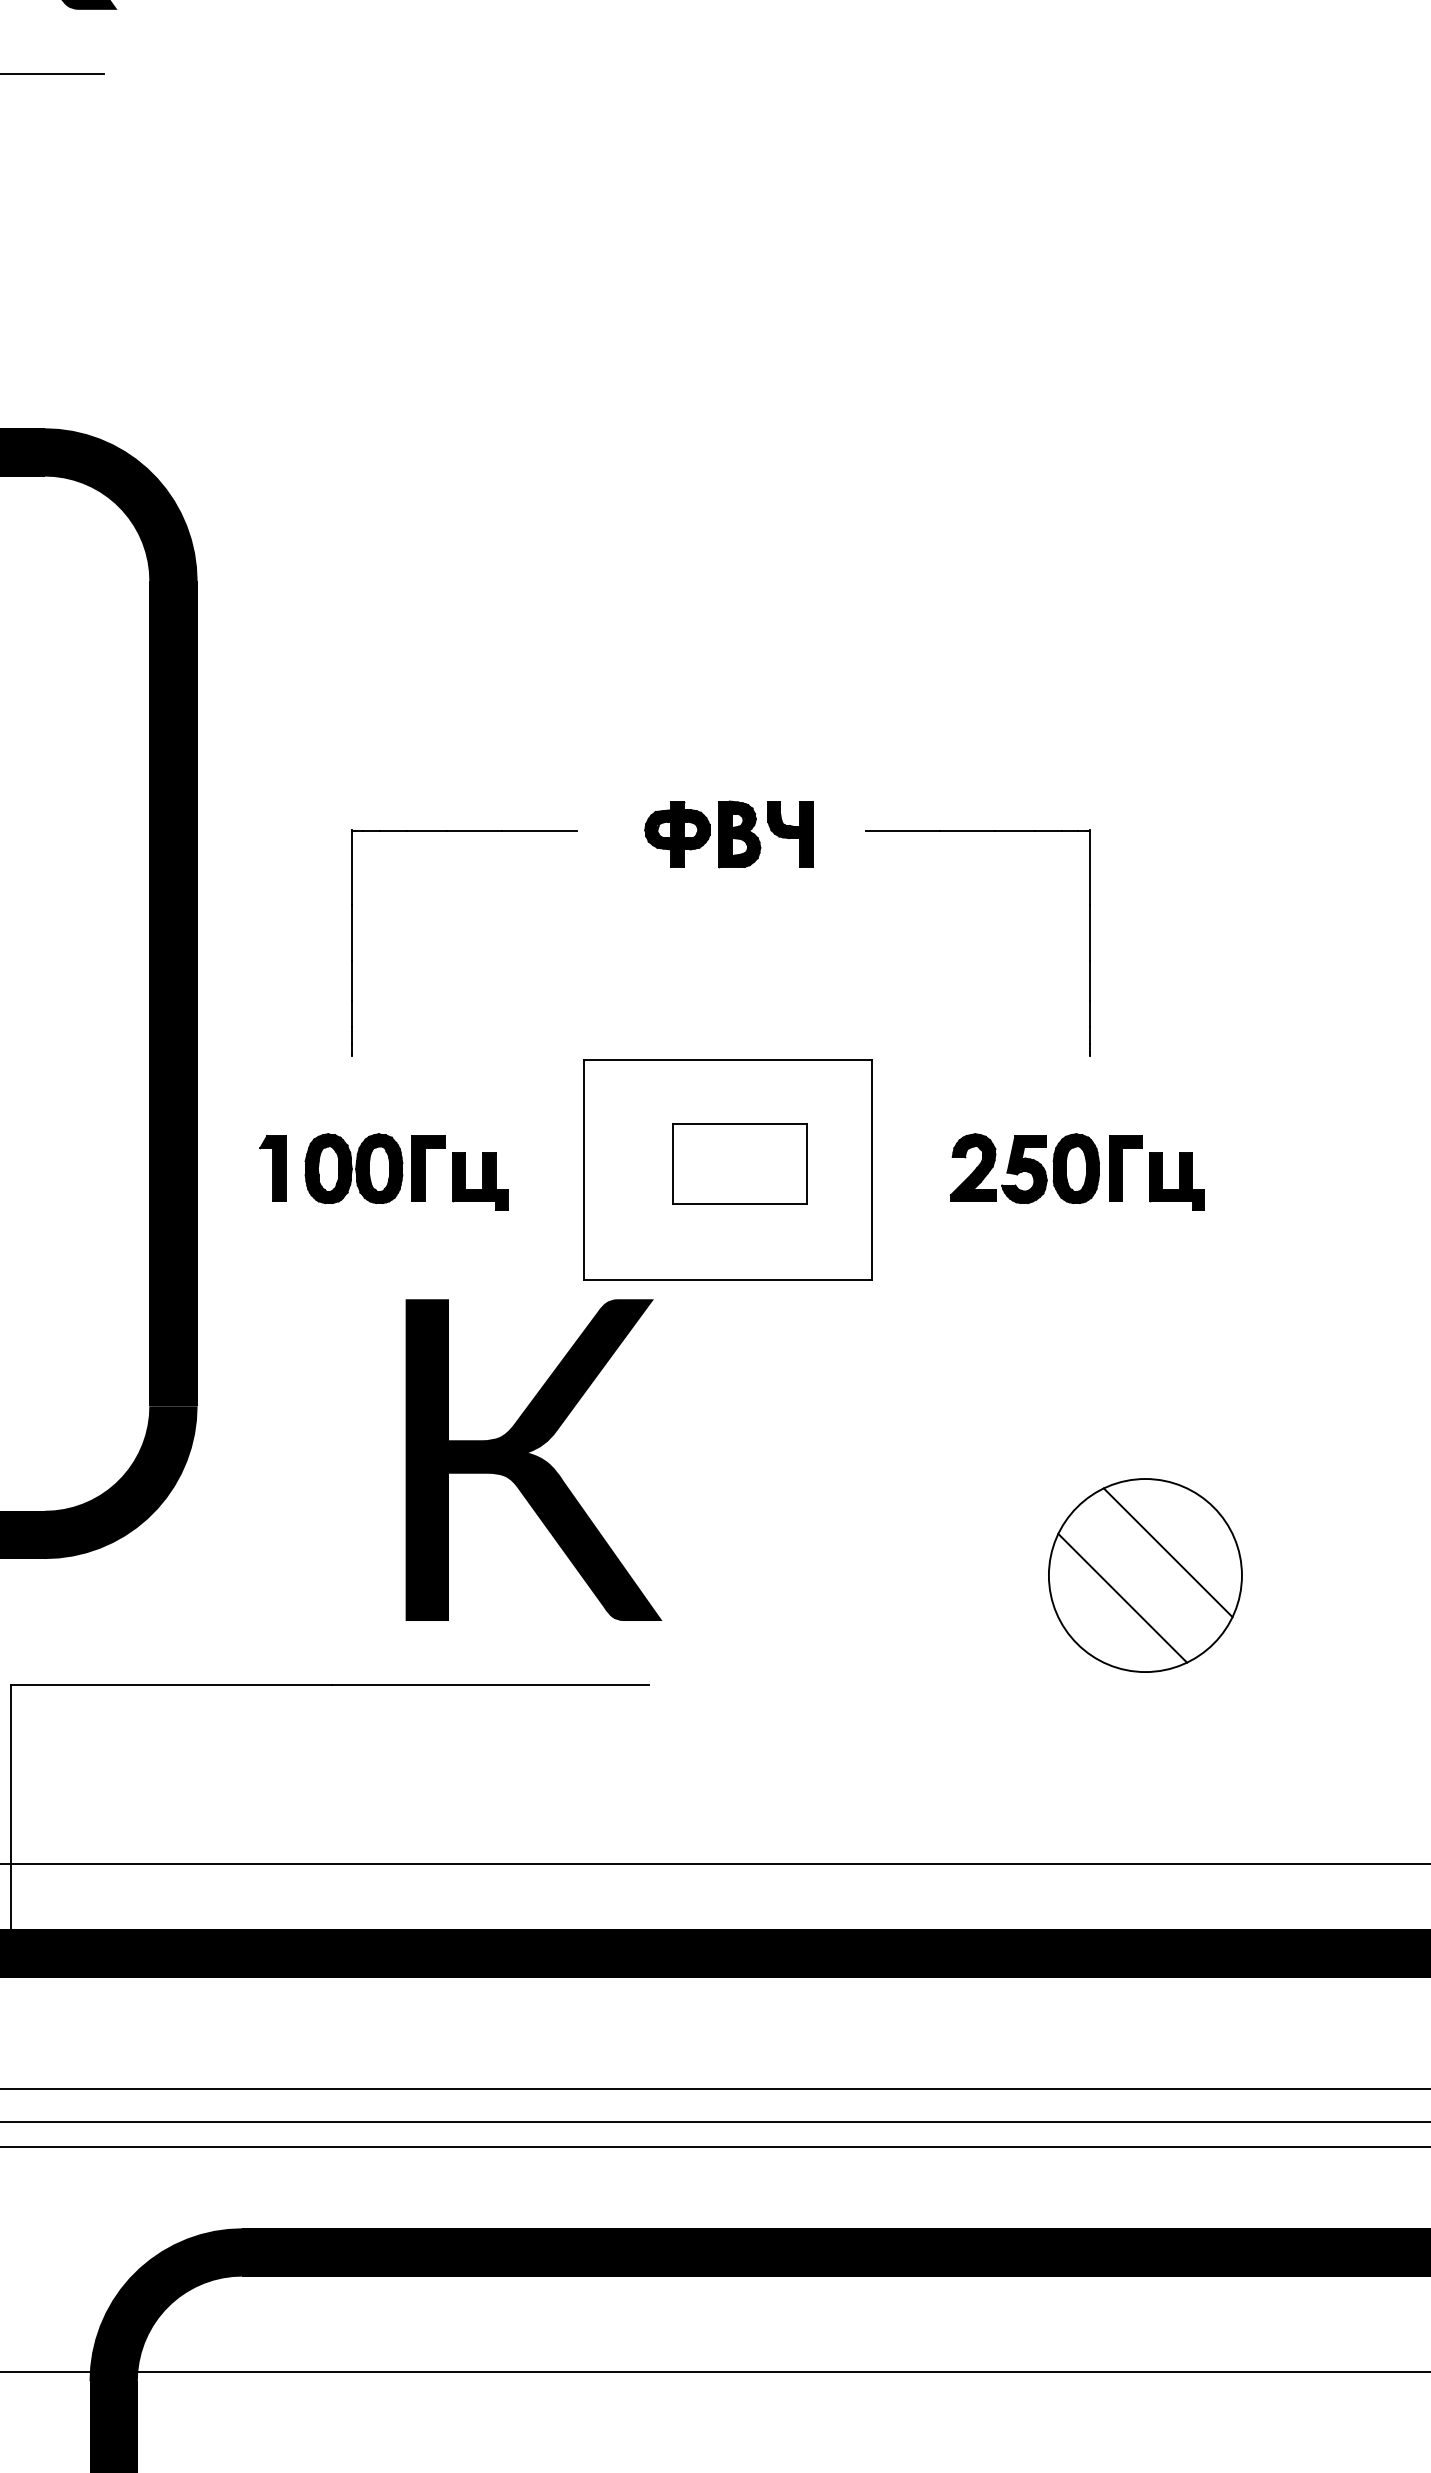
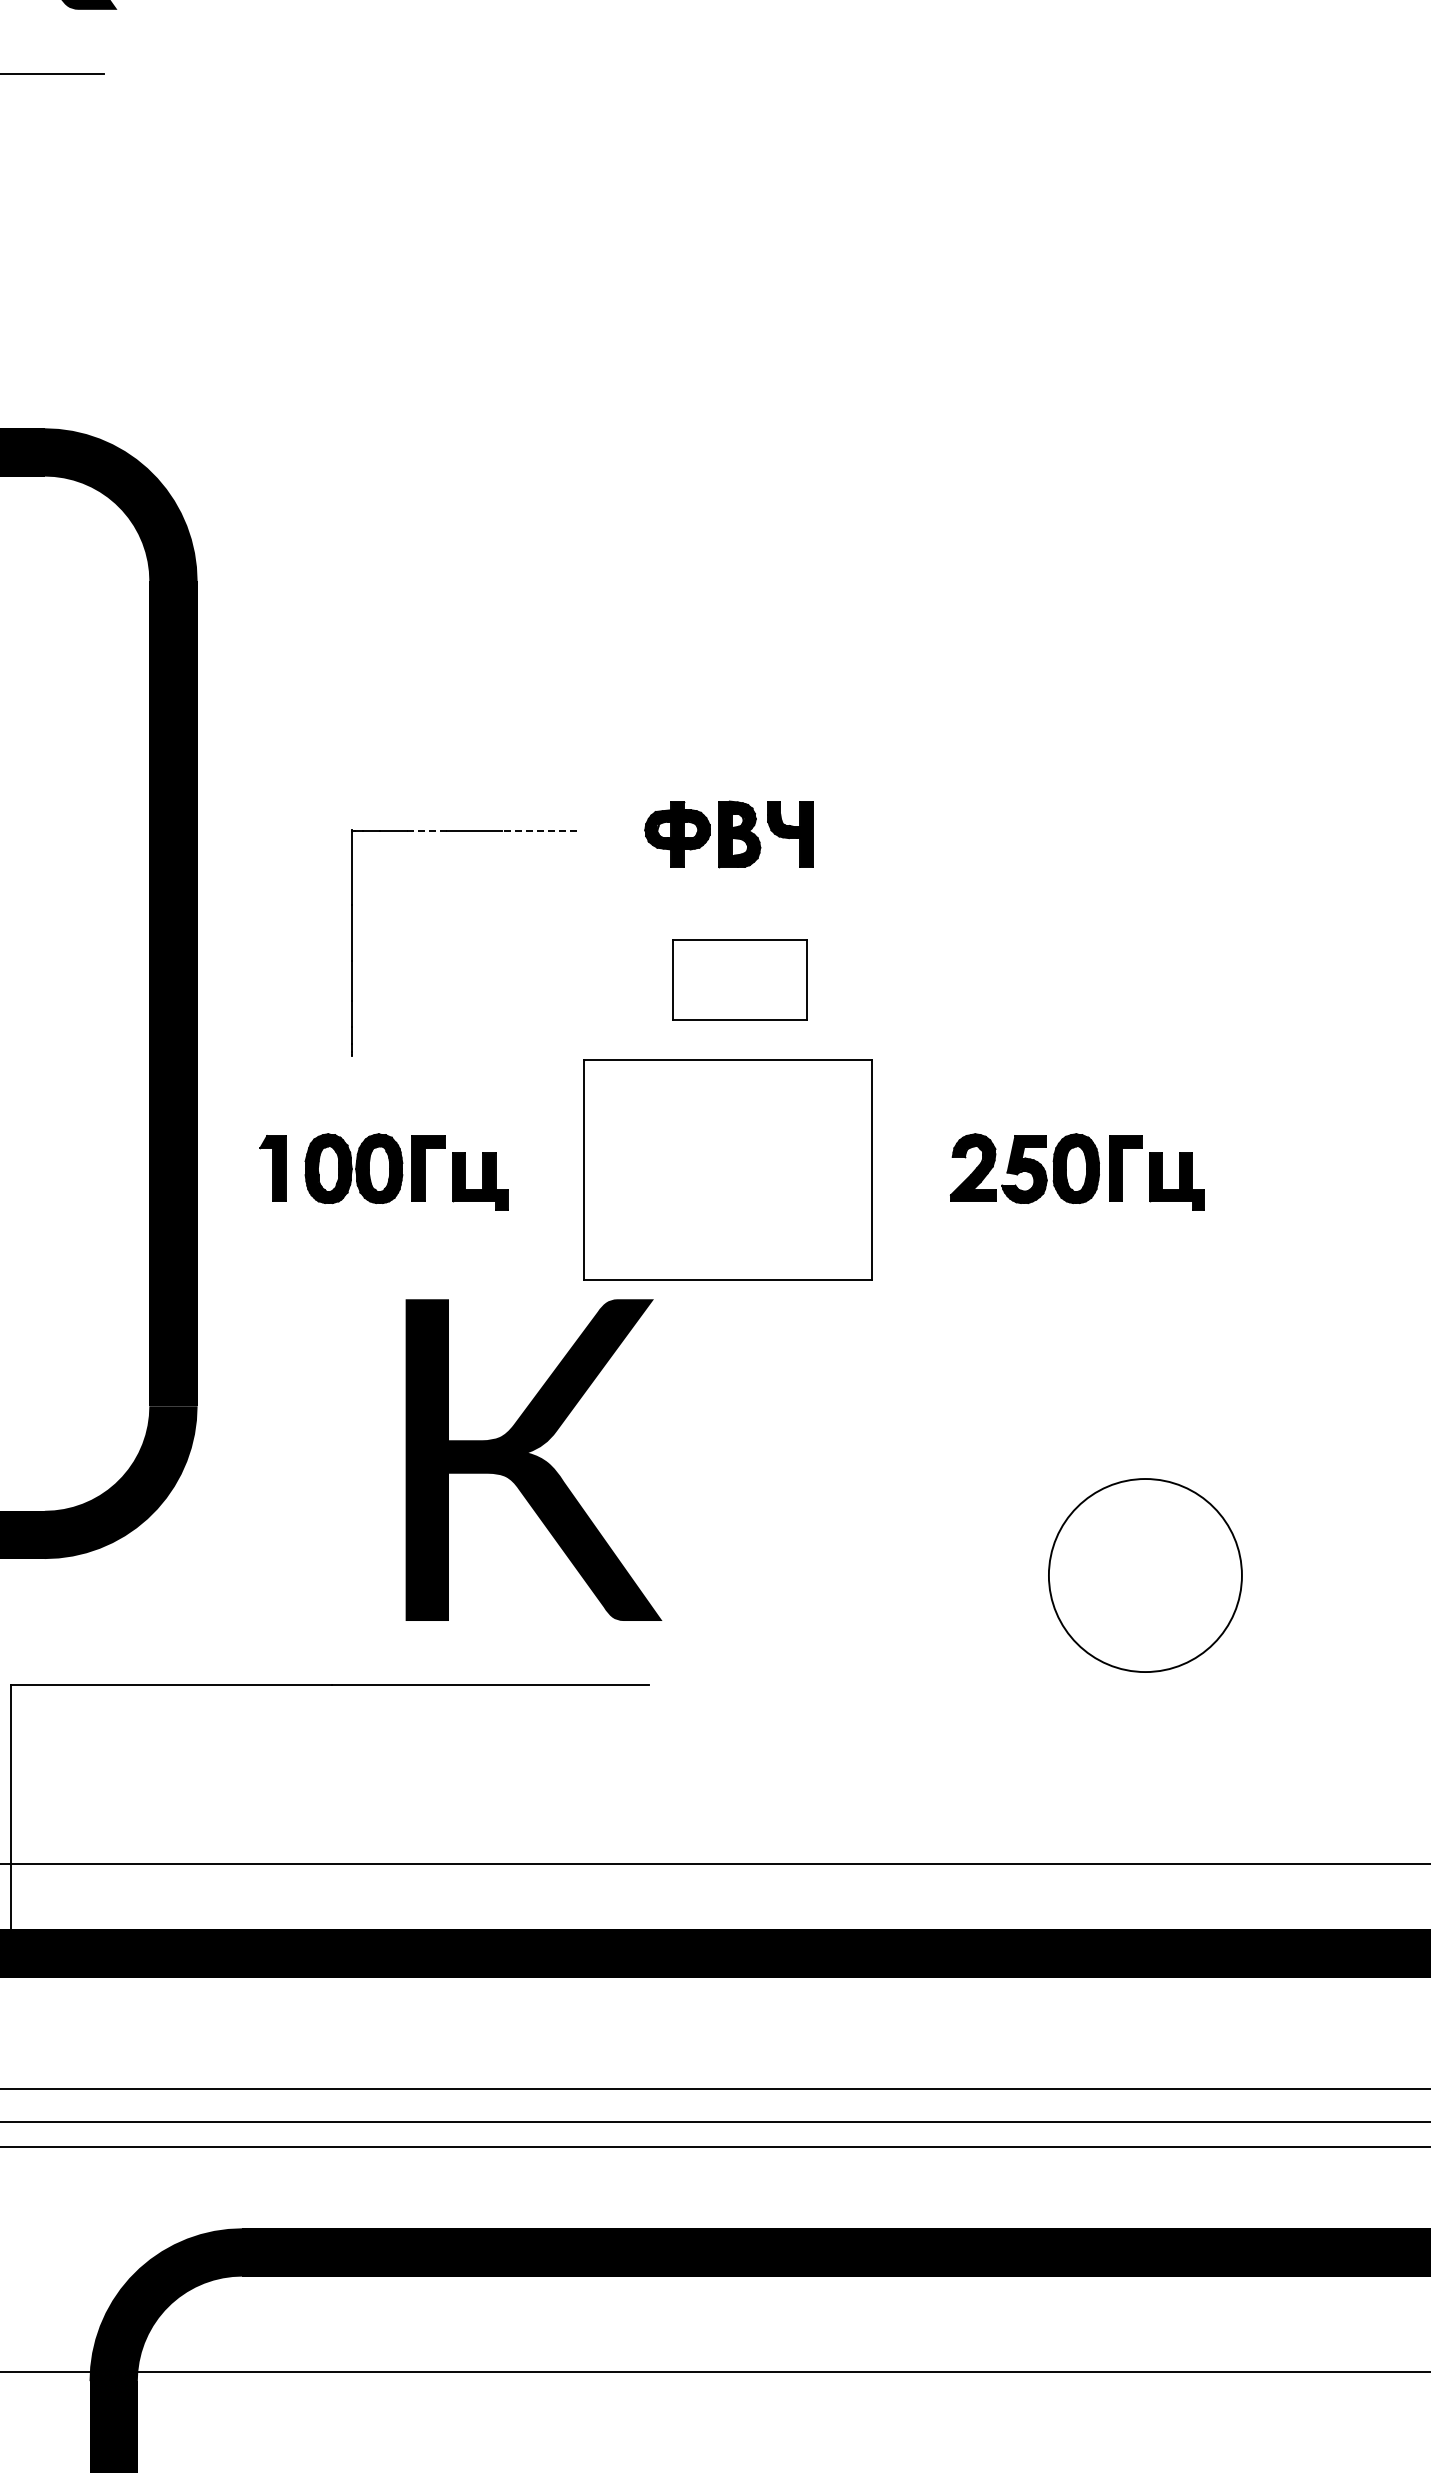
line: solid -> dashed (426, 831)
line: solid -> dashed (538, 831)
part: present -> none (977, 831)
part position: (739, 1163) -> (739, 979) (739, 979)
line: present -> none (1167, 1552)
line: present -> none (1122, 1597)
